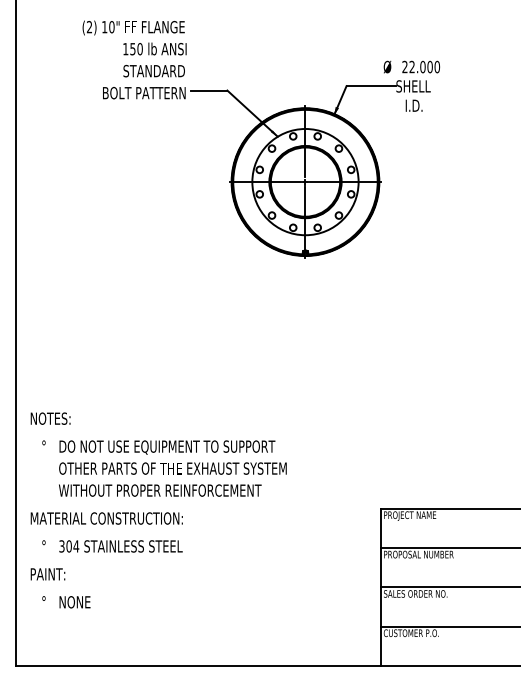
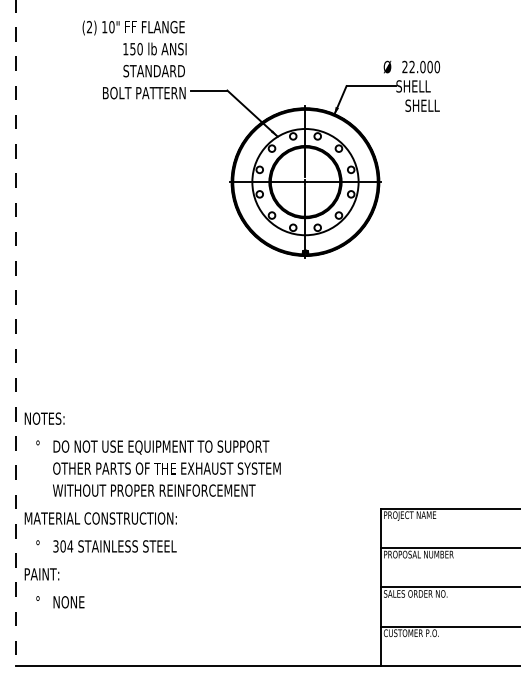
text: I.D. -> SHELL (422, 105)
line: solid -> dashed (15, 333)
text position: (158, 510) -> (152, 510) (152, 510)
